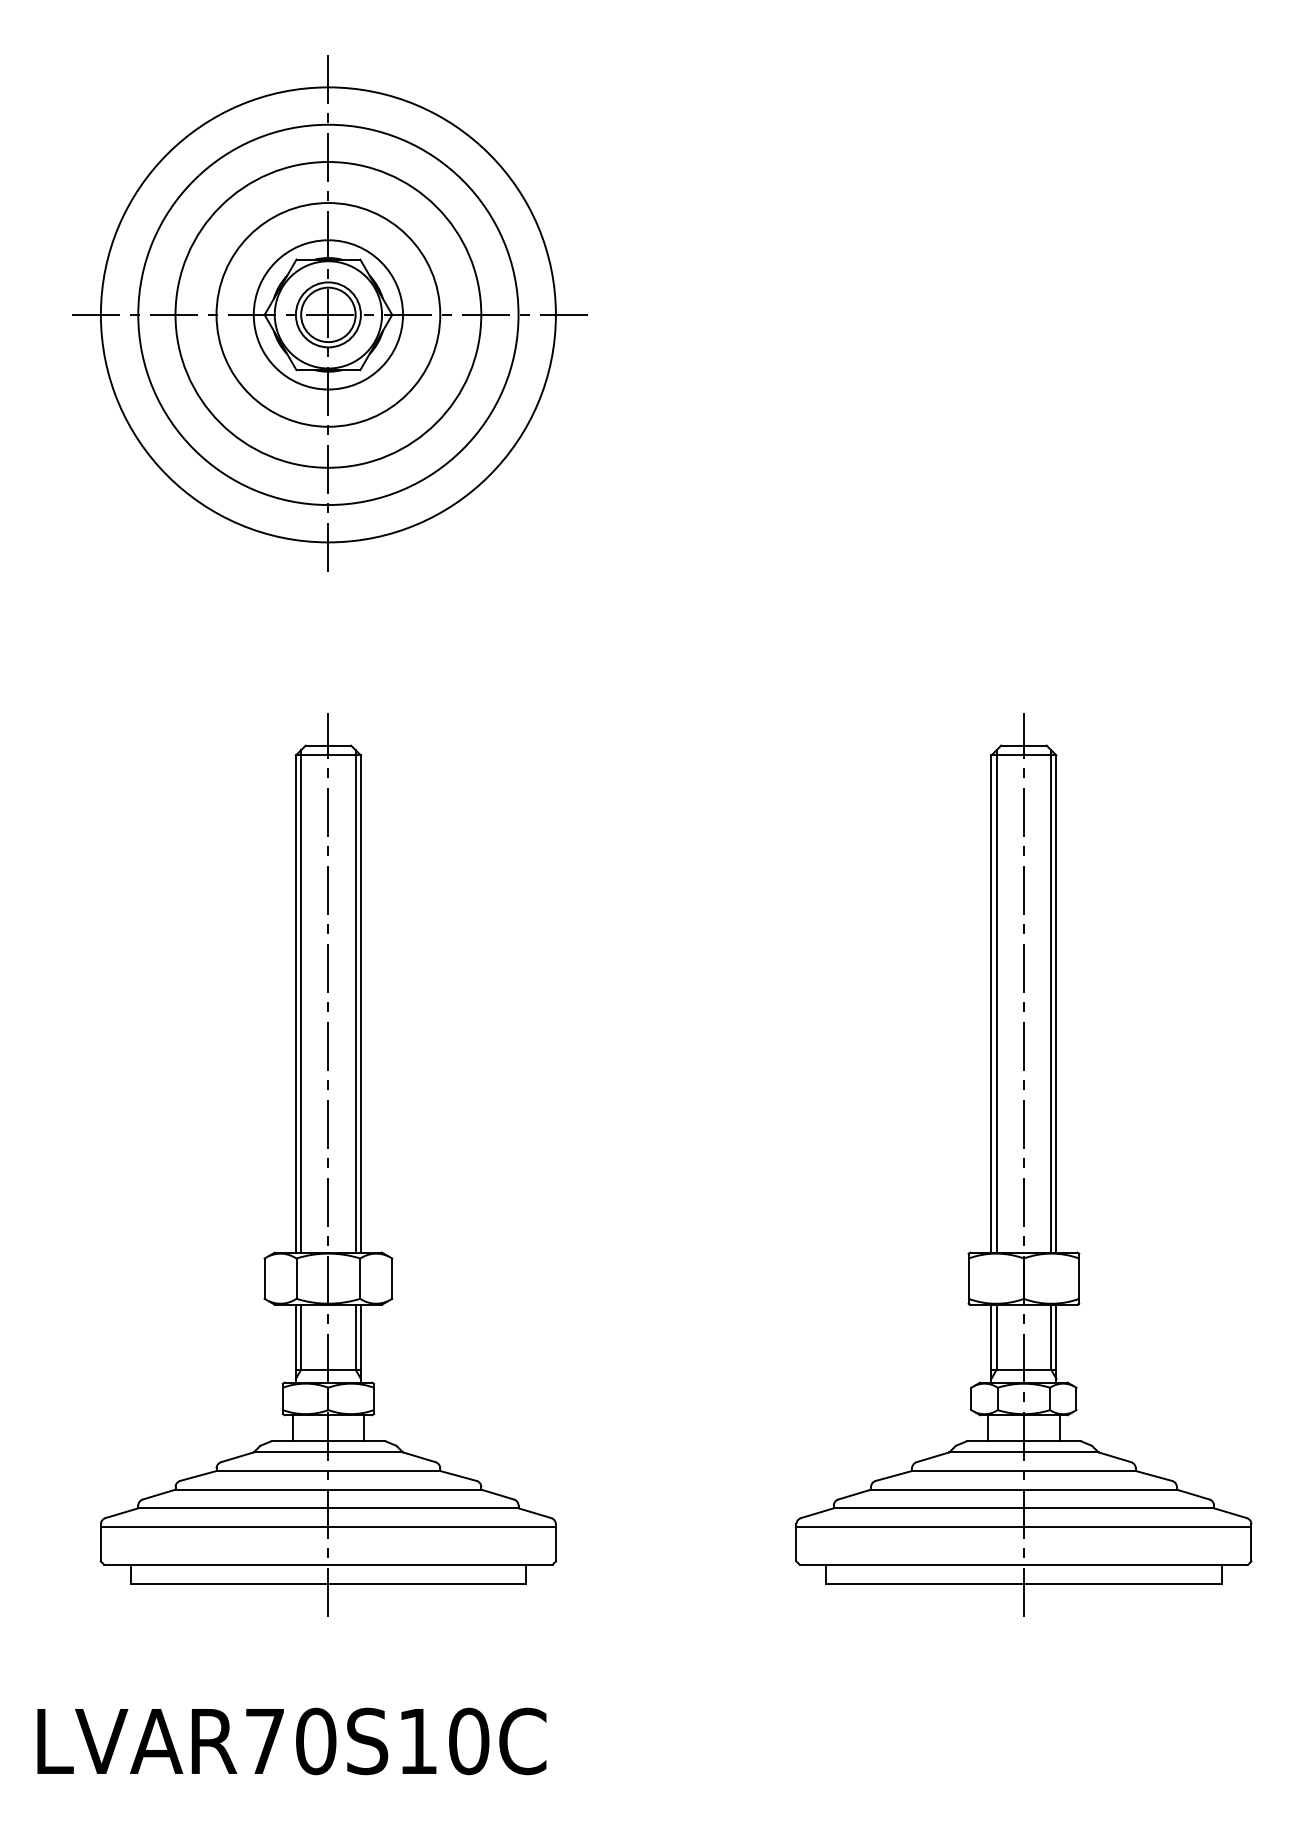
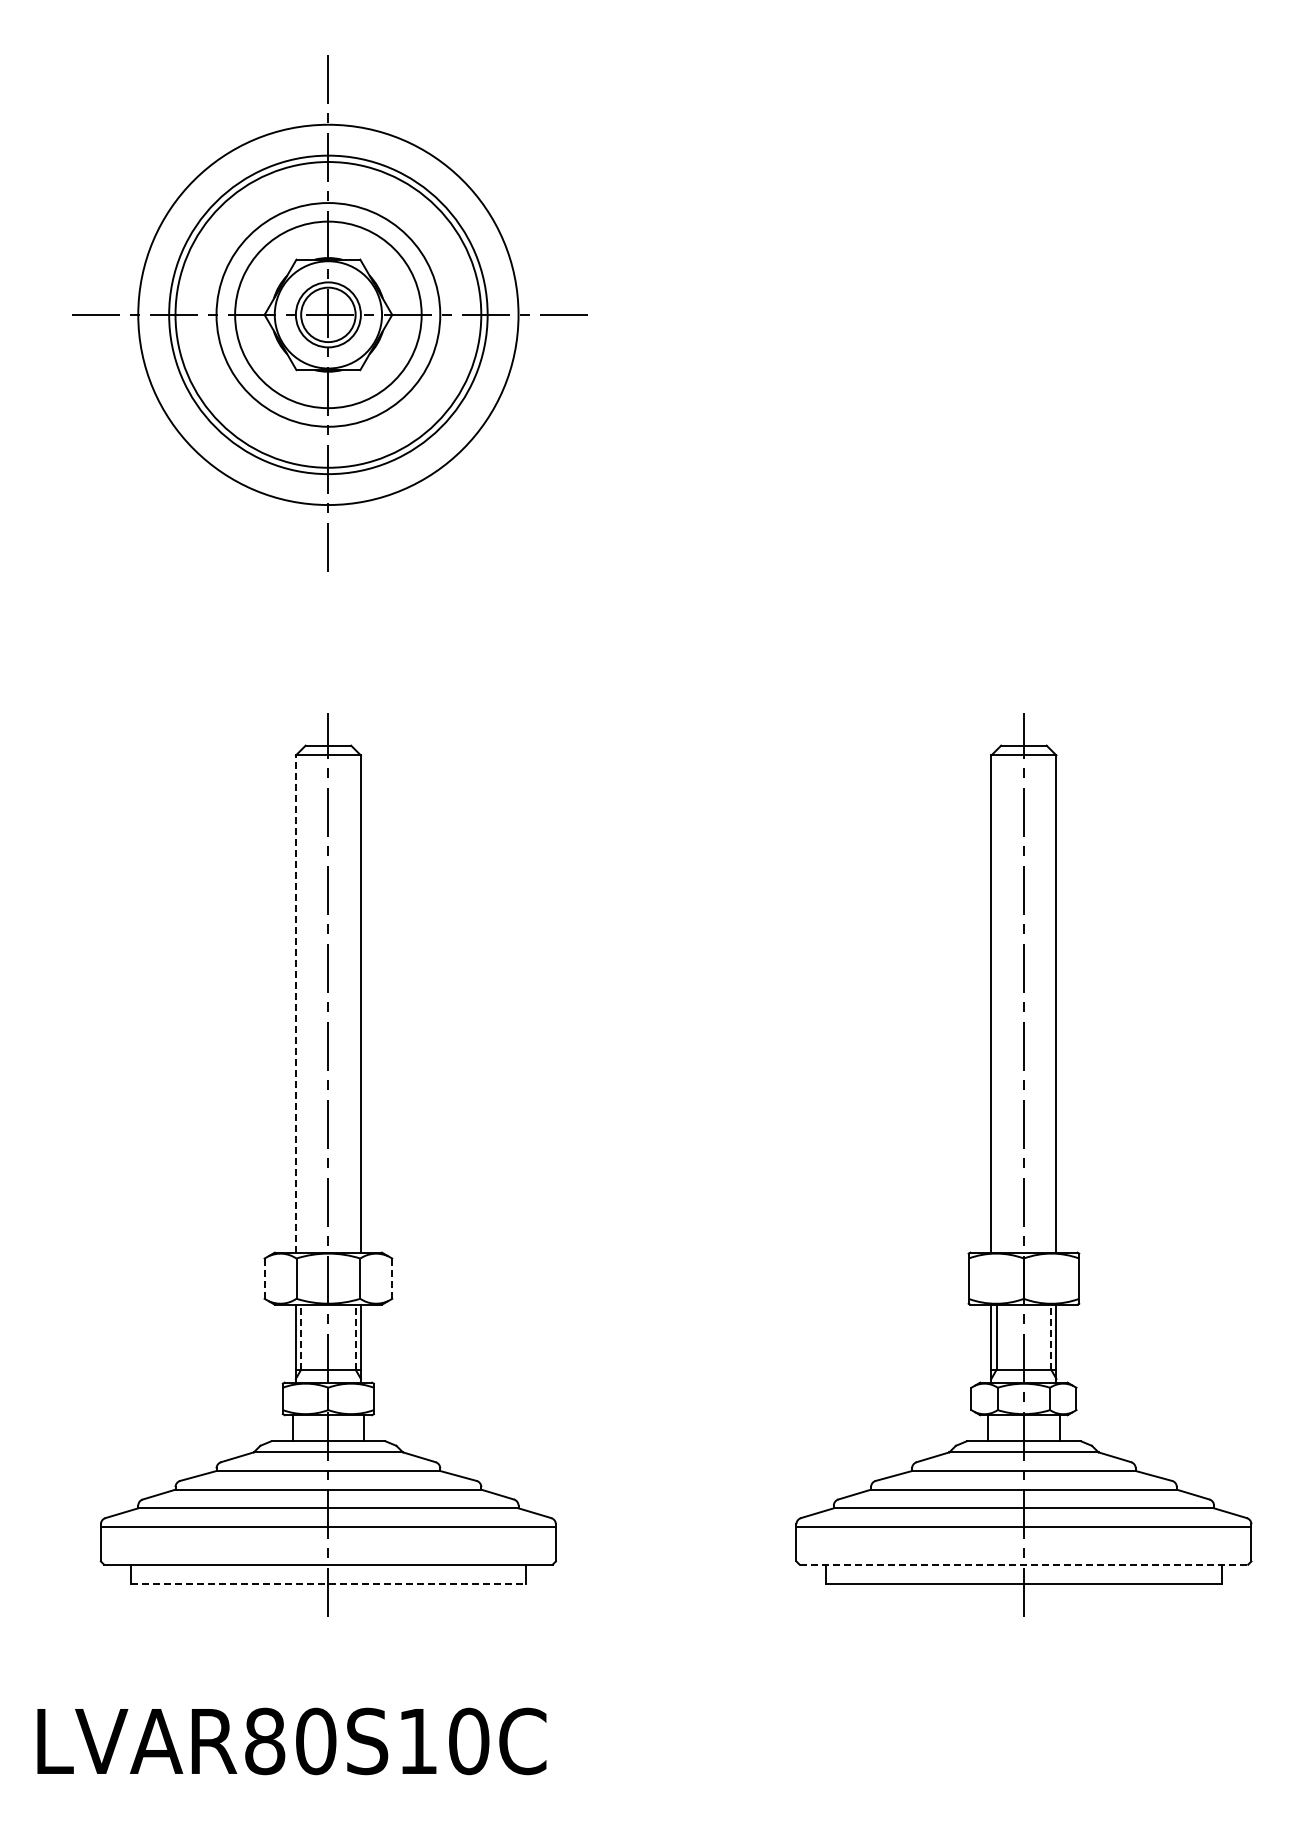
circle diameter: 455 px -> 319 px (328, 314)
circle diameter: 149 px -> 187 px (328, 314)
line: present -> none (301, 1001)
line: present -> none (355, 1001)
line: present -> none (996, 1001)
line: present -> none (1051, 1001)
line: solid -> dashed (295, 1004)
line: solid -> dashed (264, 1279)
line: solid -> dashed (392, 1279)
line: solid -> dashed (301, 1337)
line: solid -> dashed (355, 1337)
line: solid -> dashed (1051, 1337)
line: solid -> dashed (1024, 1564)
line: solid -> dashed (328, 1584)
text: LVAR70S10C -> LVAR80S10C (265, 1741)
